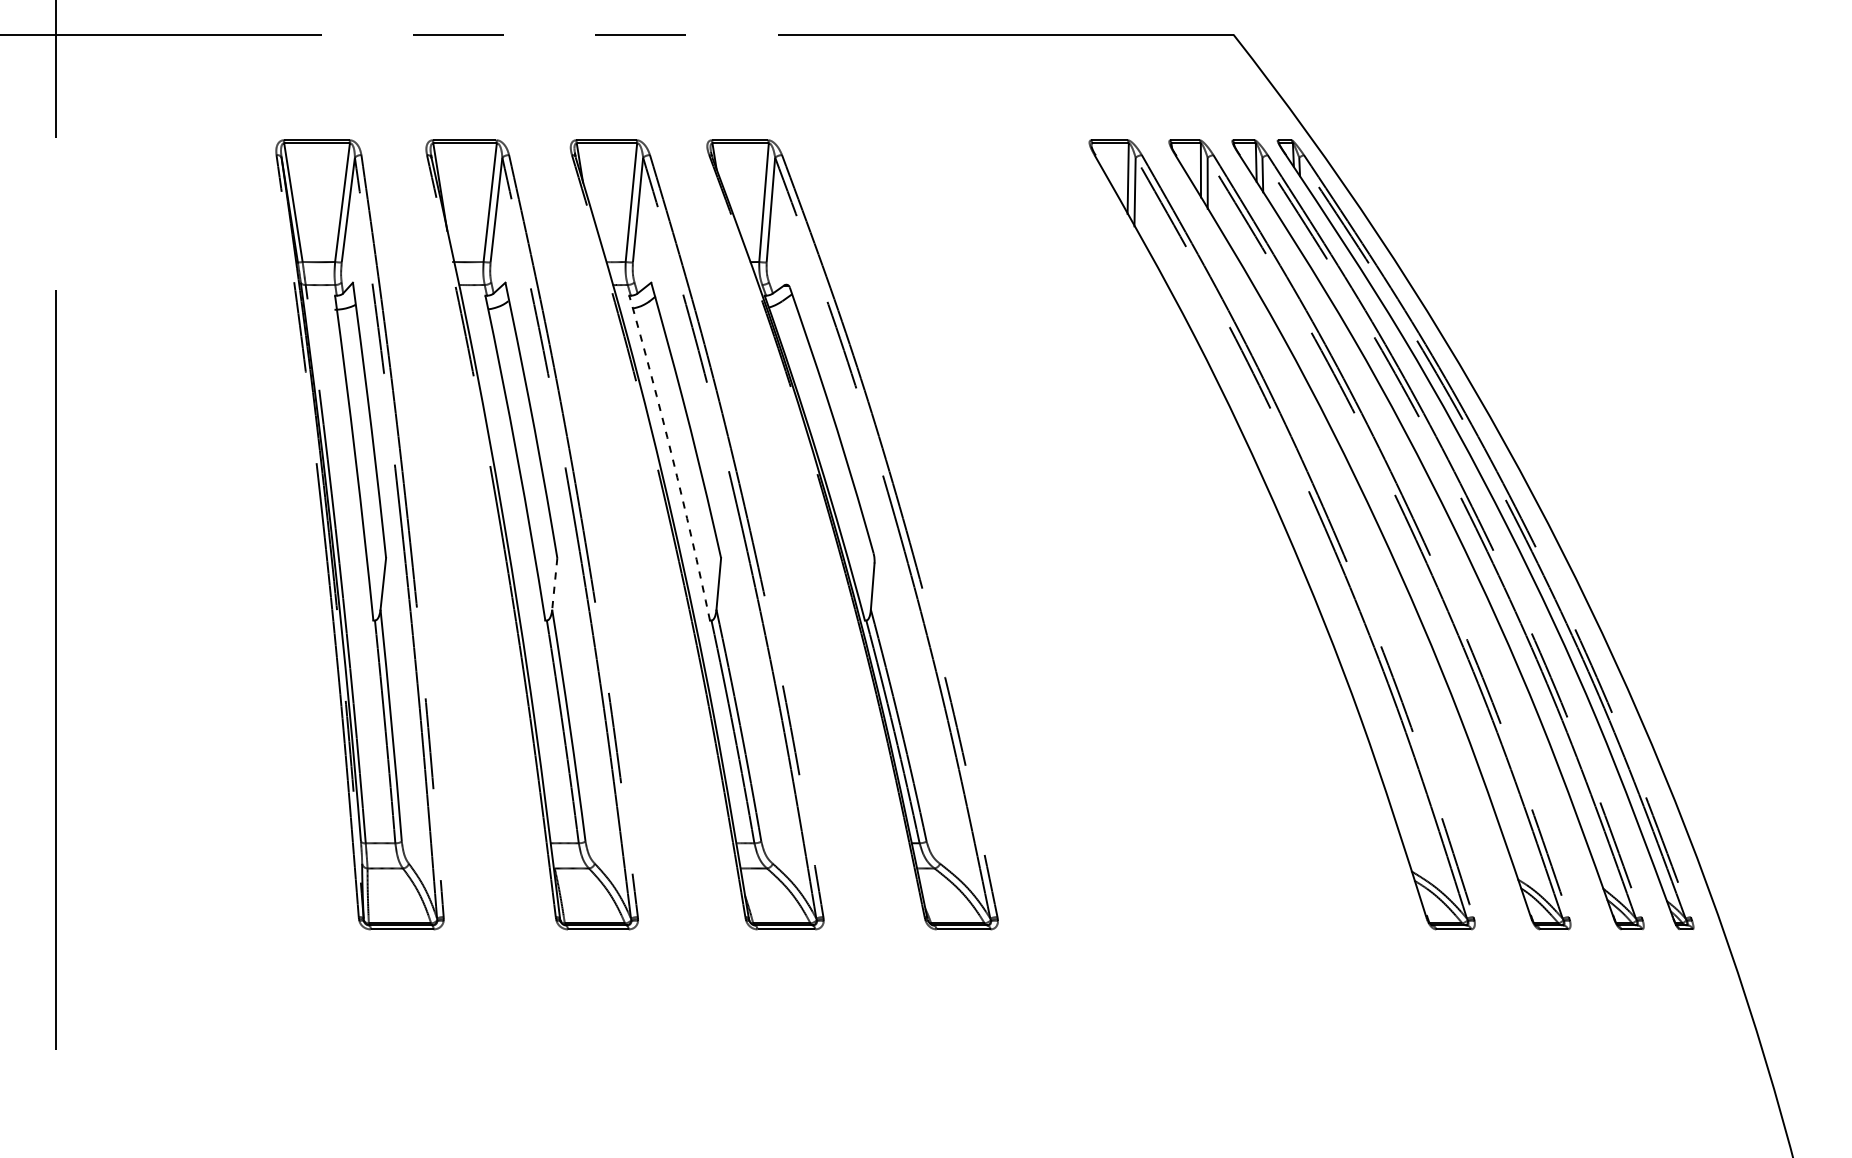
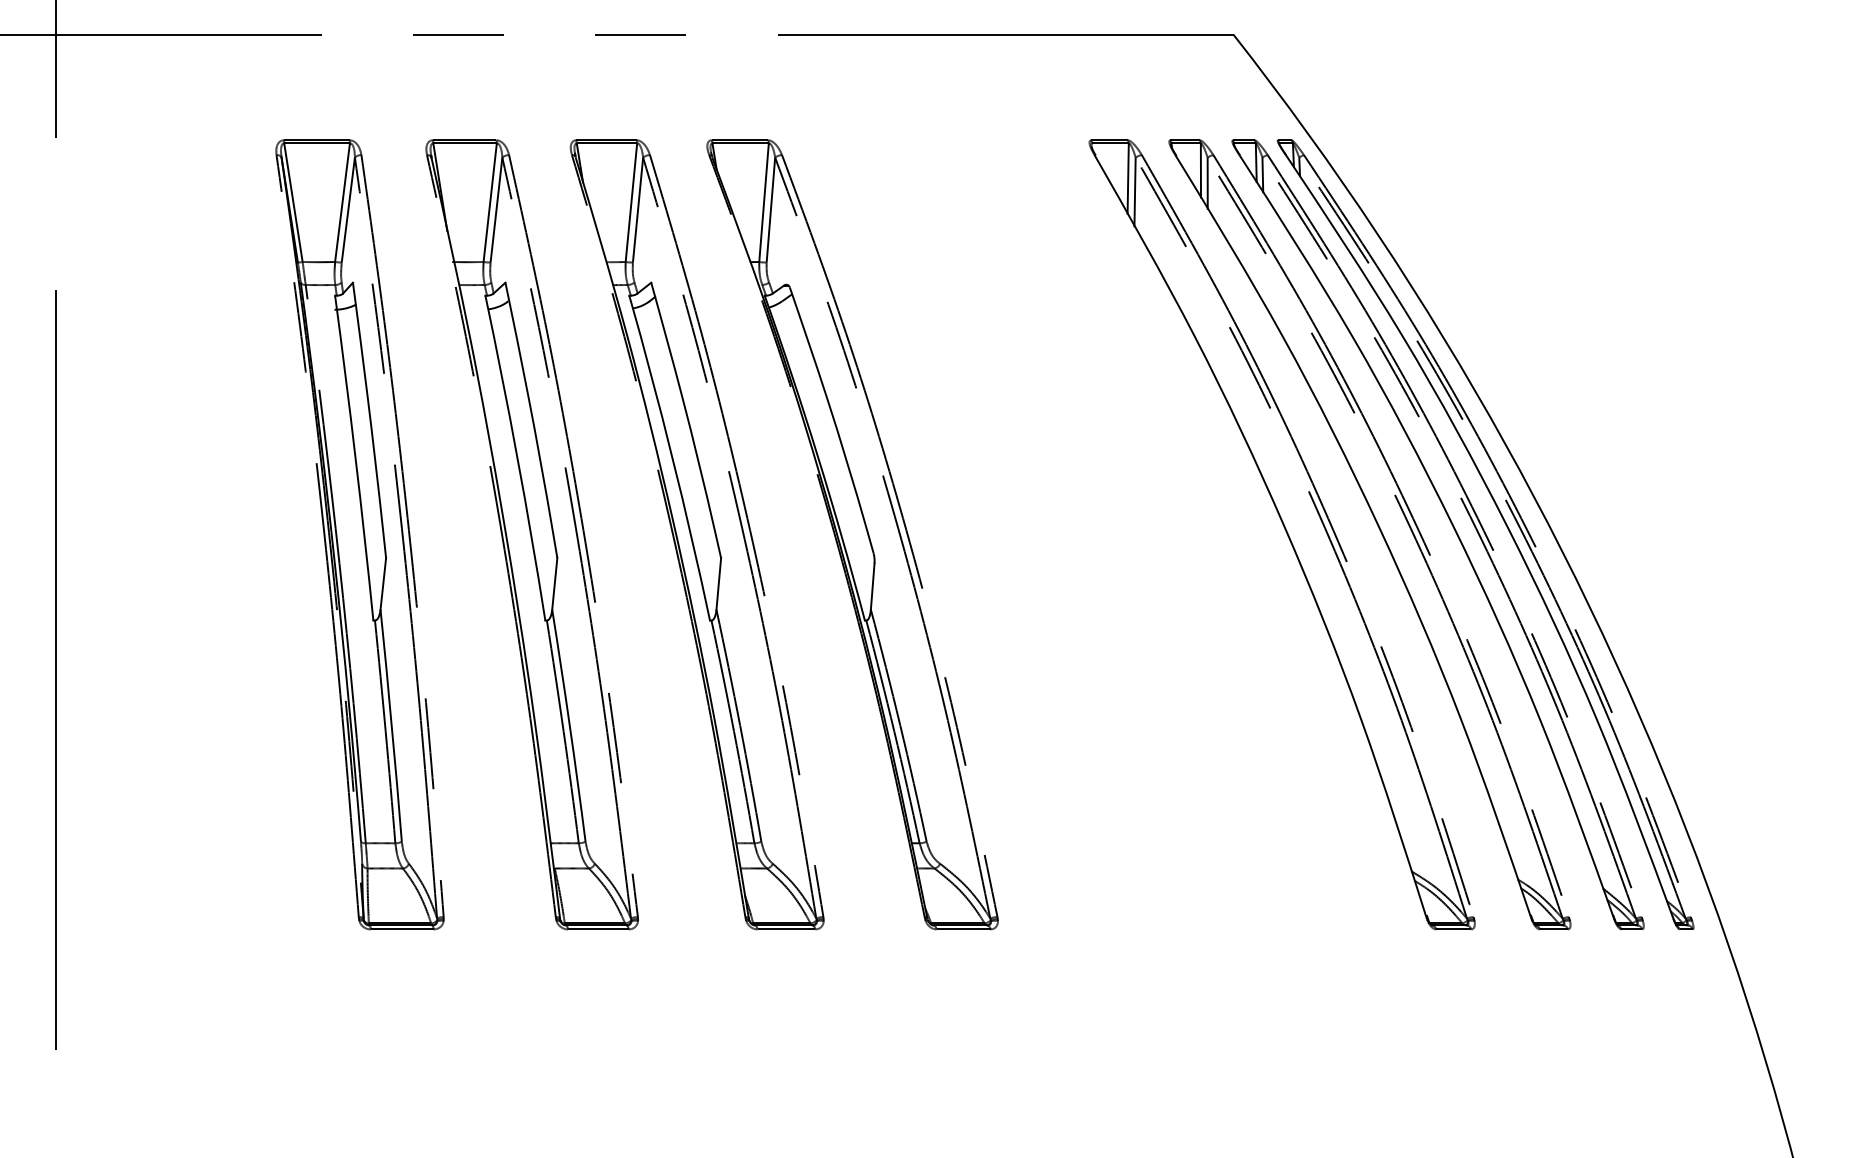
arc: dashed -> solid (672, 457)
line: dashed -> solid (554, 583)
